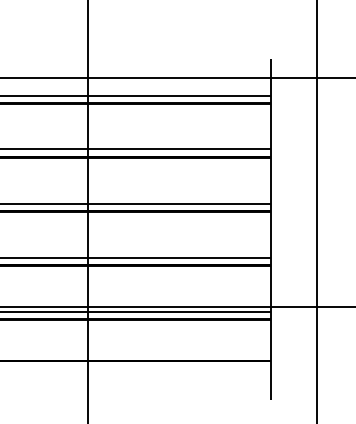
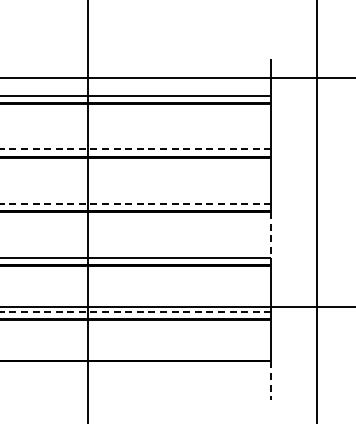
line: solid -> dashed (135, 149)
line: solid -> dashed (135, 203)
line: solid -> dashed (271, 234)
line: solid -> dashed (135, 311)
line: solid -> dashed (271, 381)
